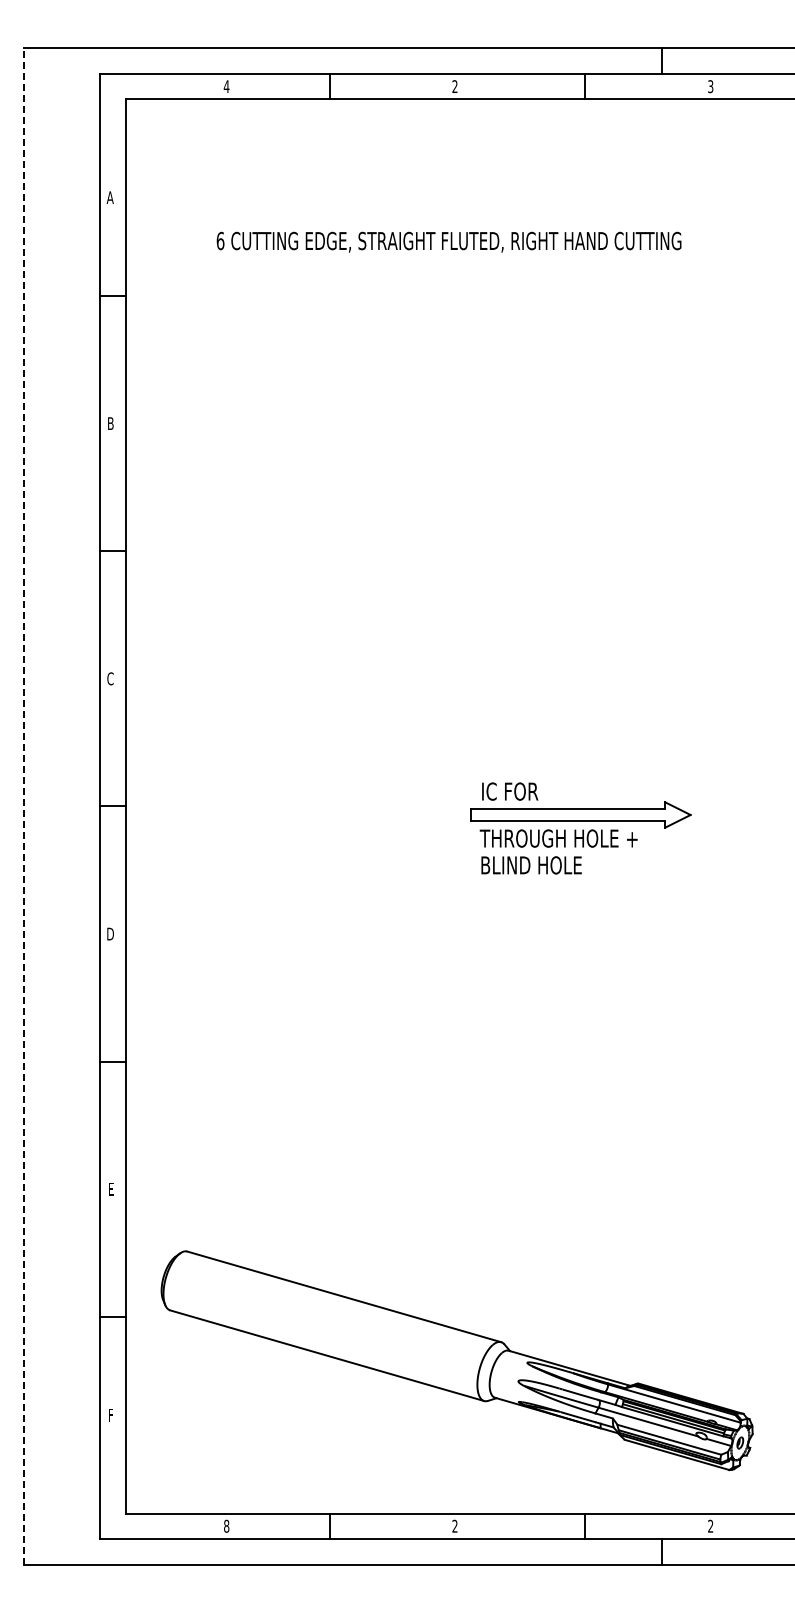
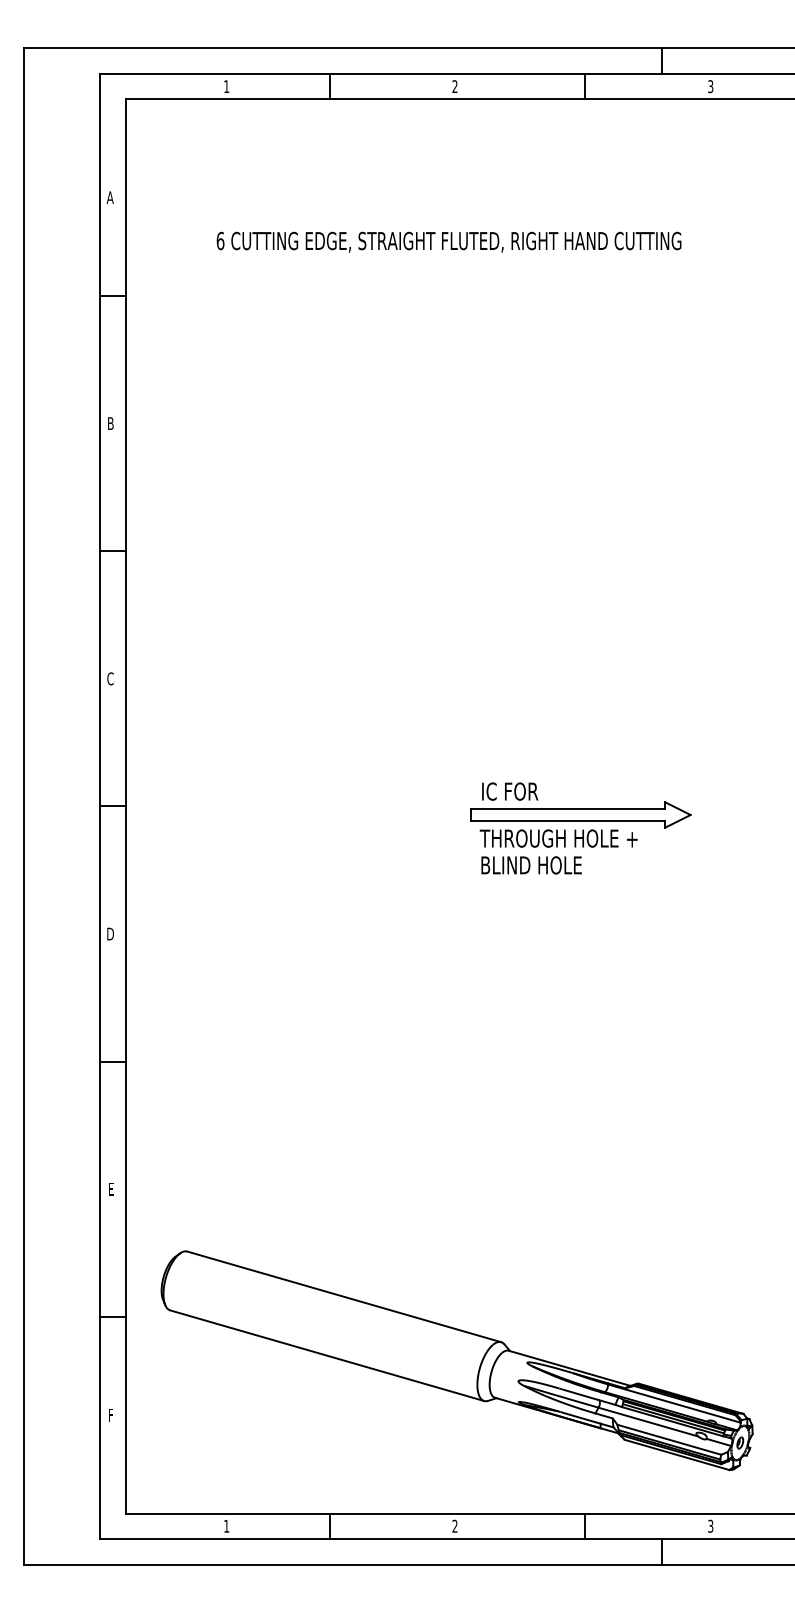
text: 4 -> 1 (226, 86)
line: dashed -> solid (23, 806)
text: 8 -> 1 (226, 1525)
text: 2 -> 3 (710, 1526)
